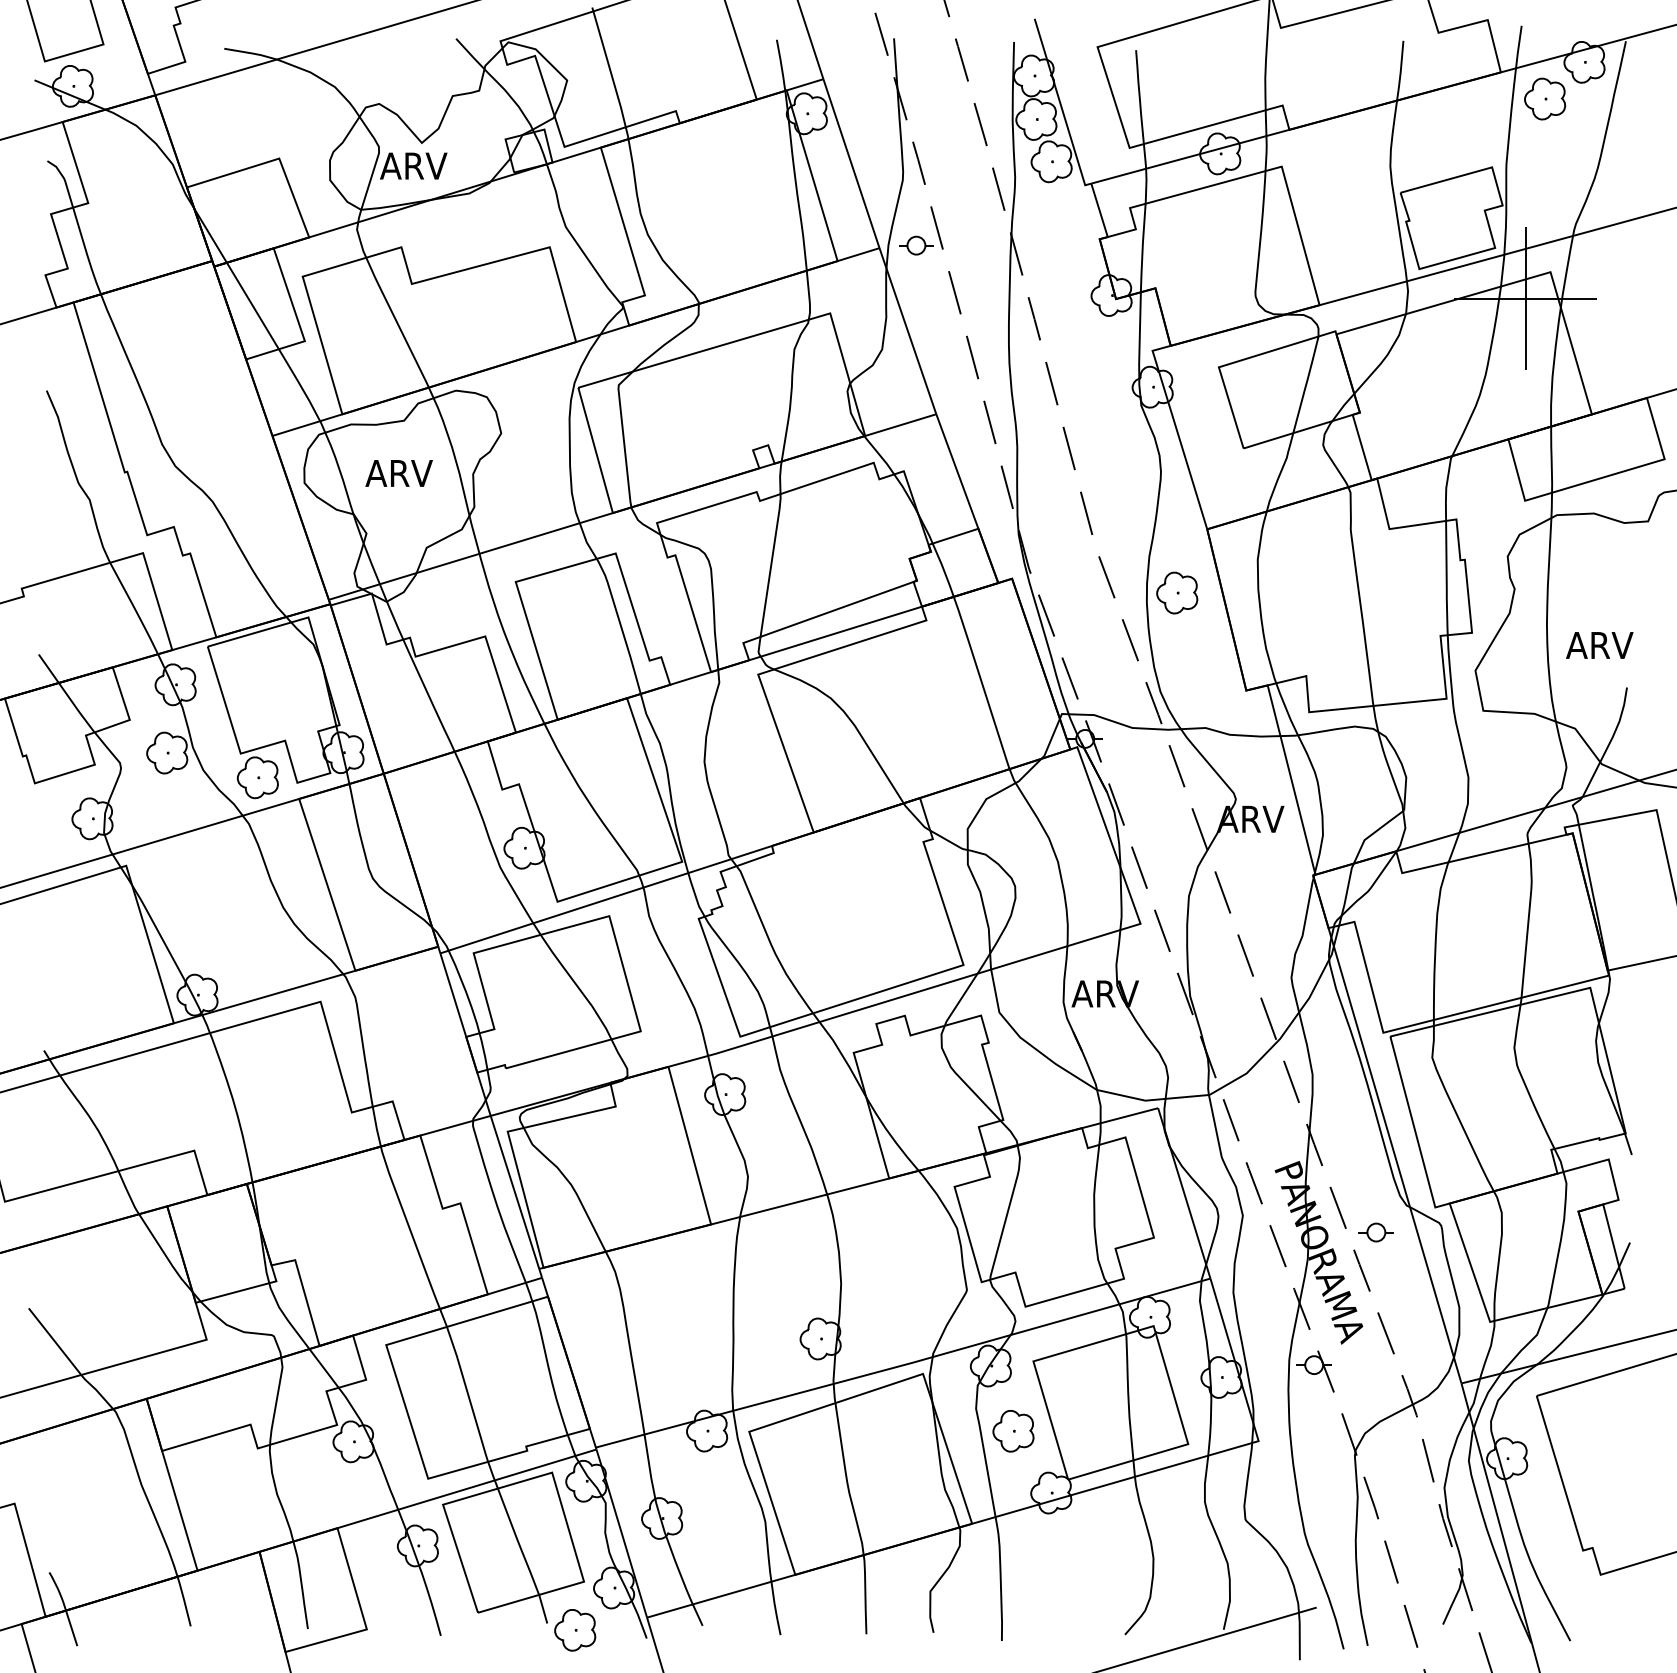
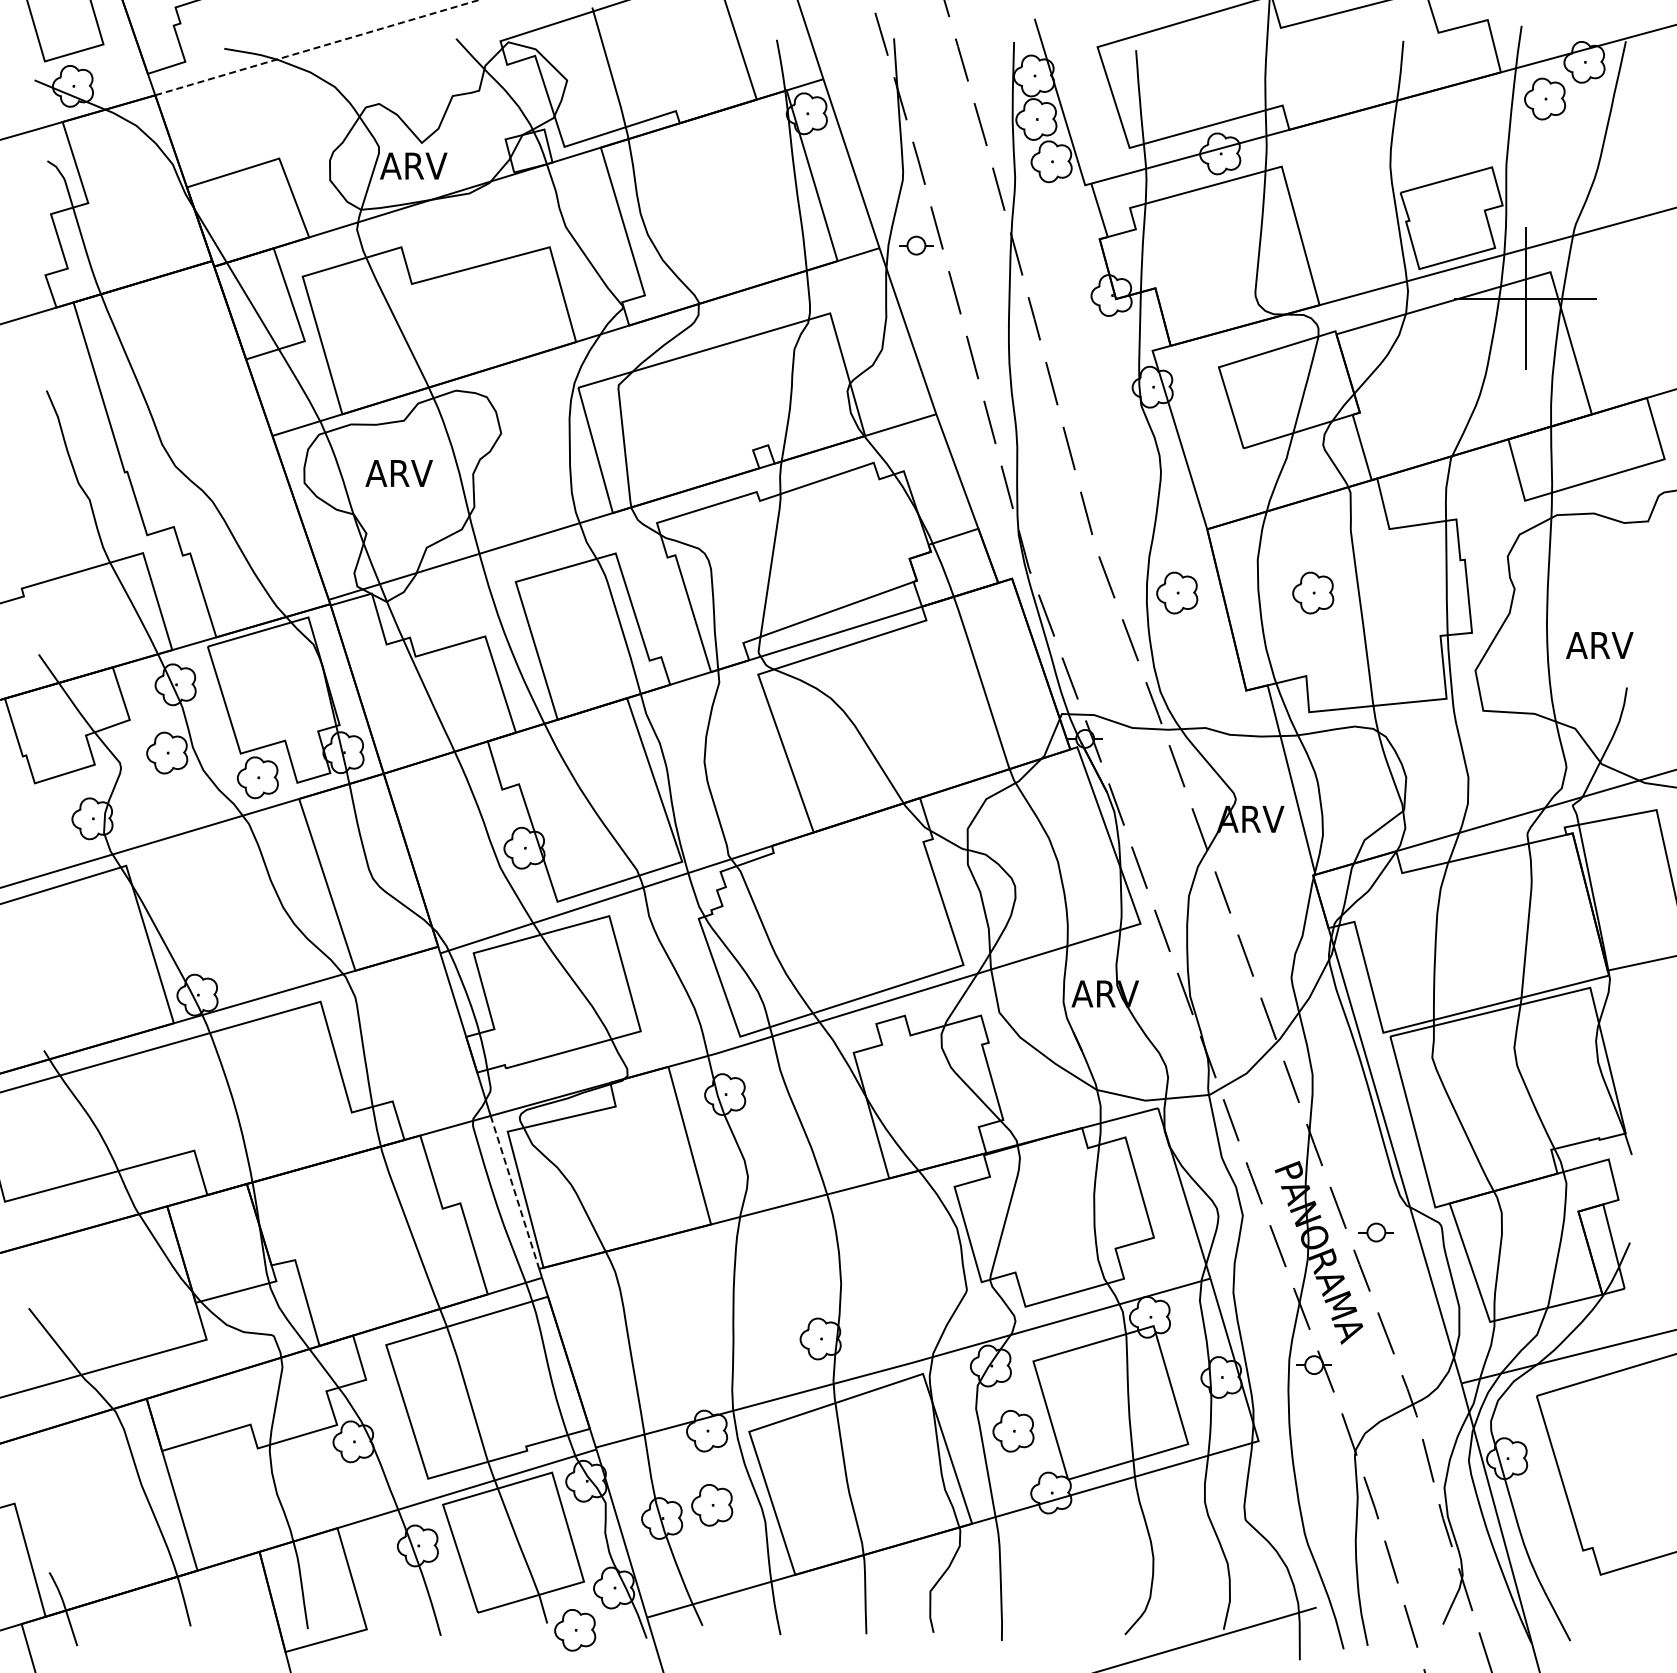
line: solid -> dashed (317, 47)
part: none -> present (1313, 592)
line: solid -> dashed (515, 1192)
part: none -> present (712, 1505)
